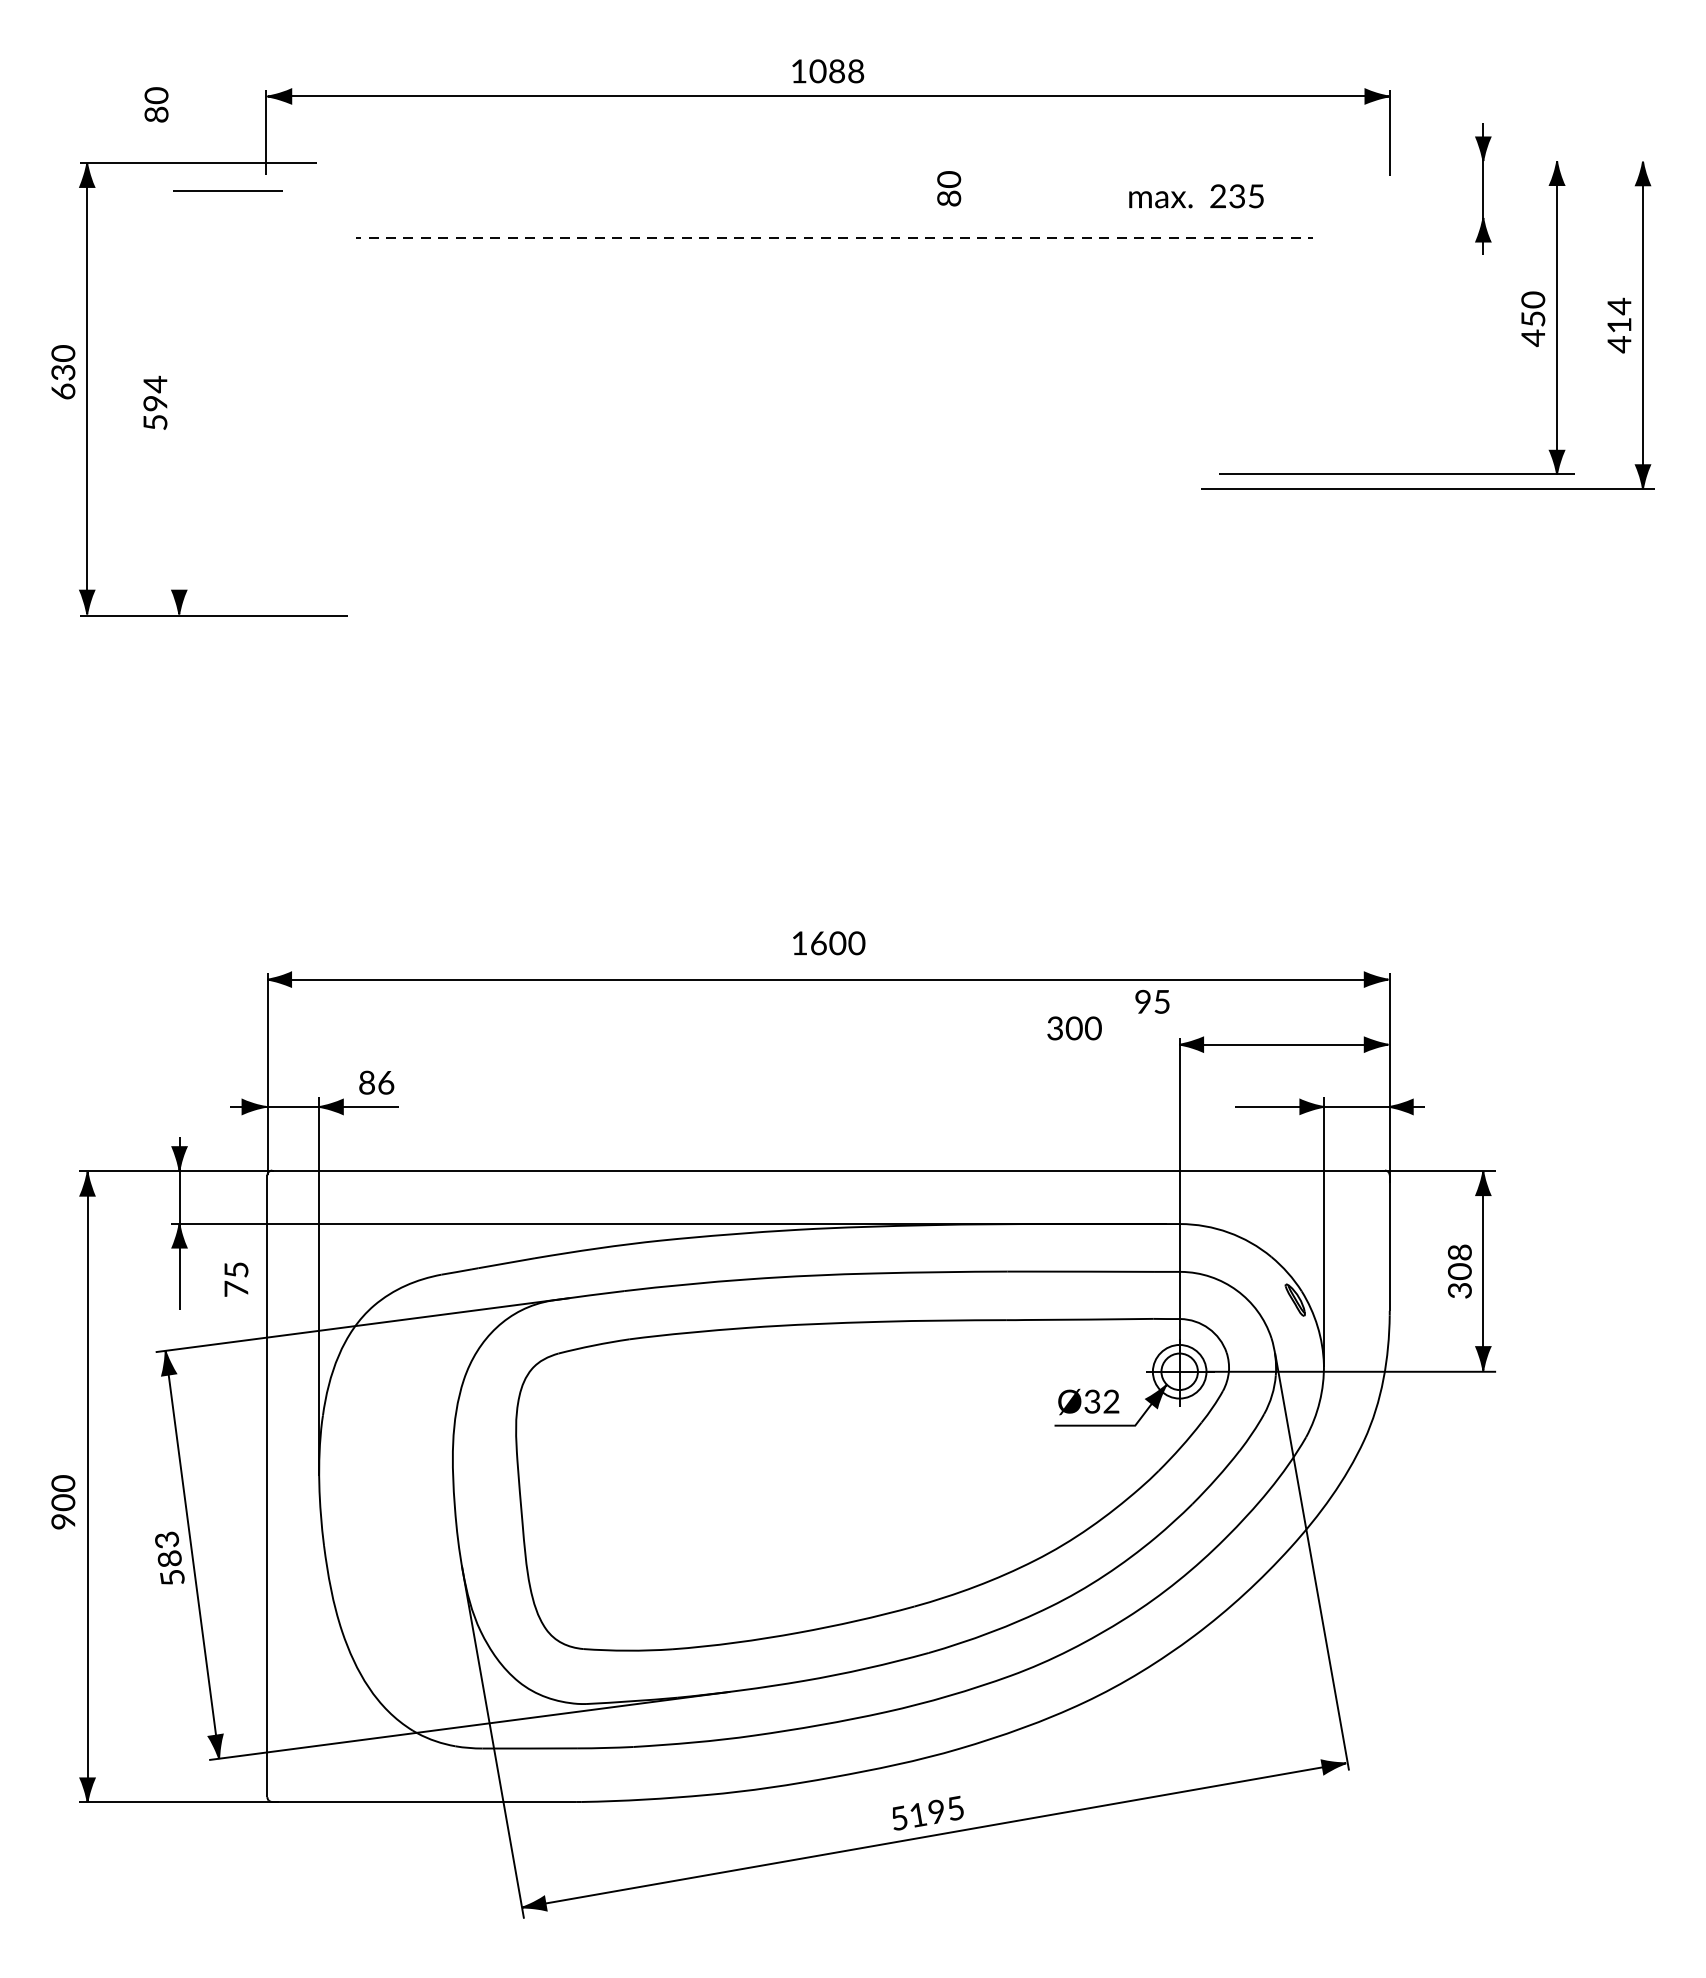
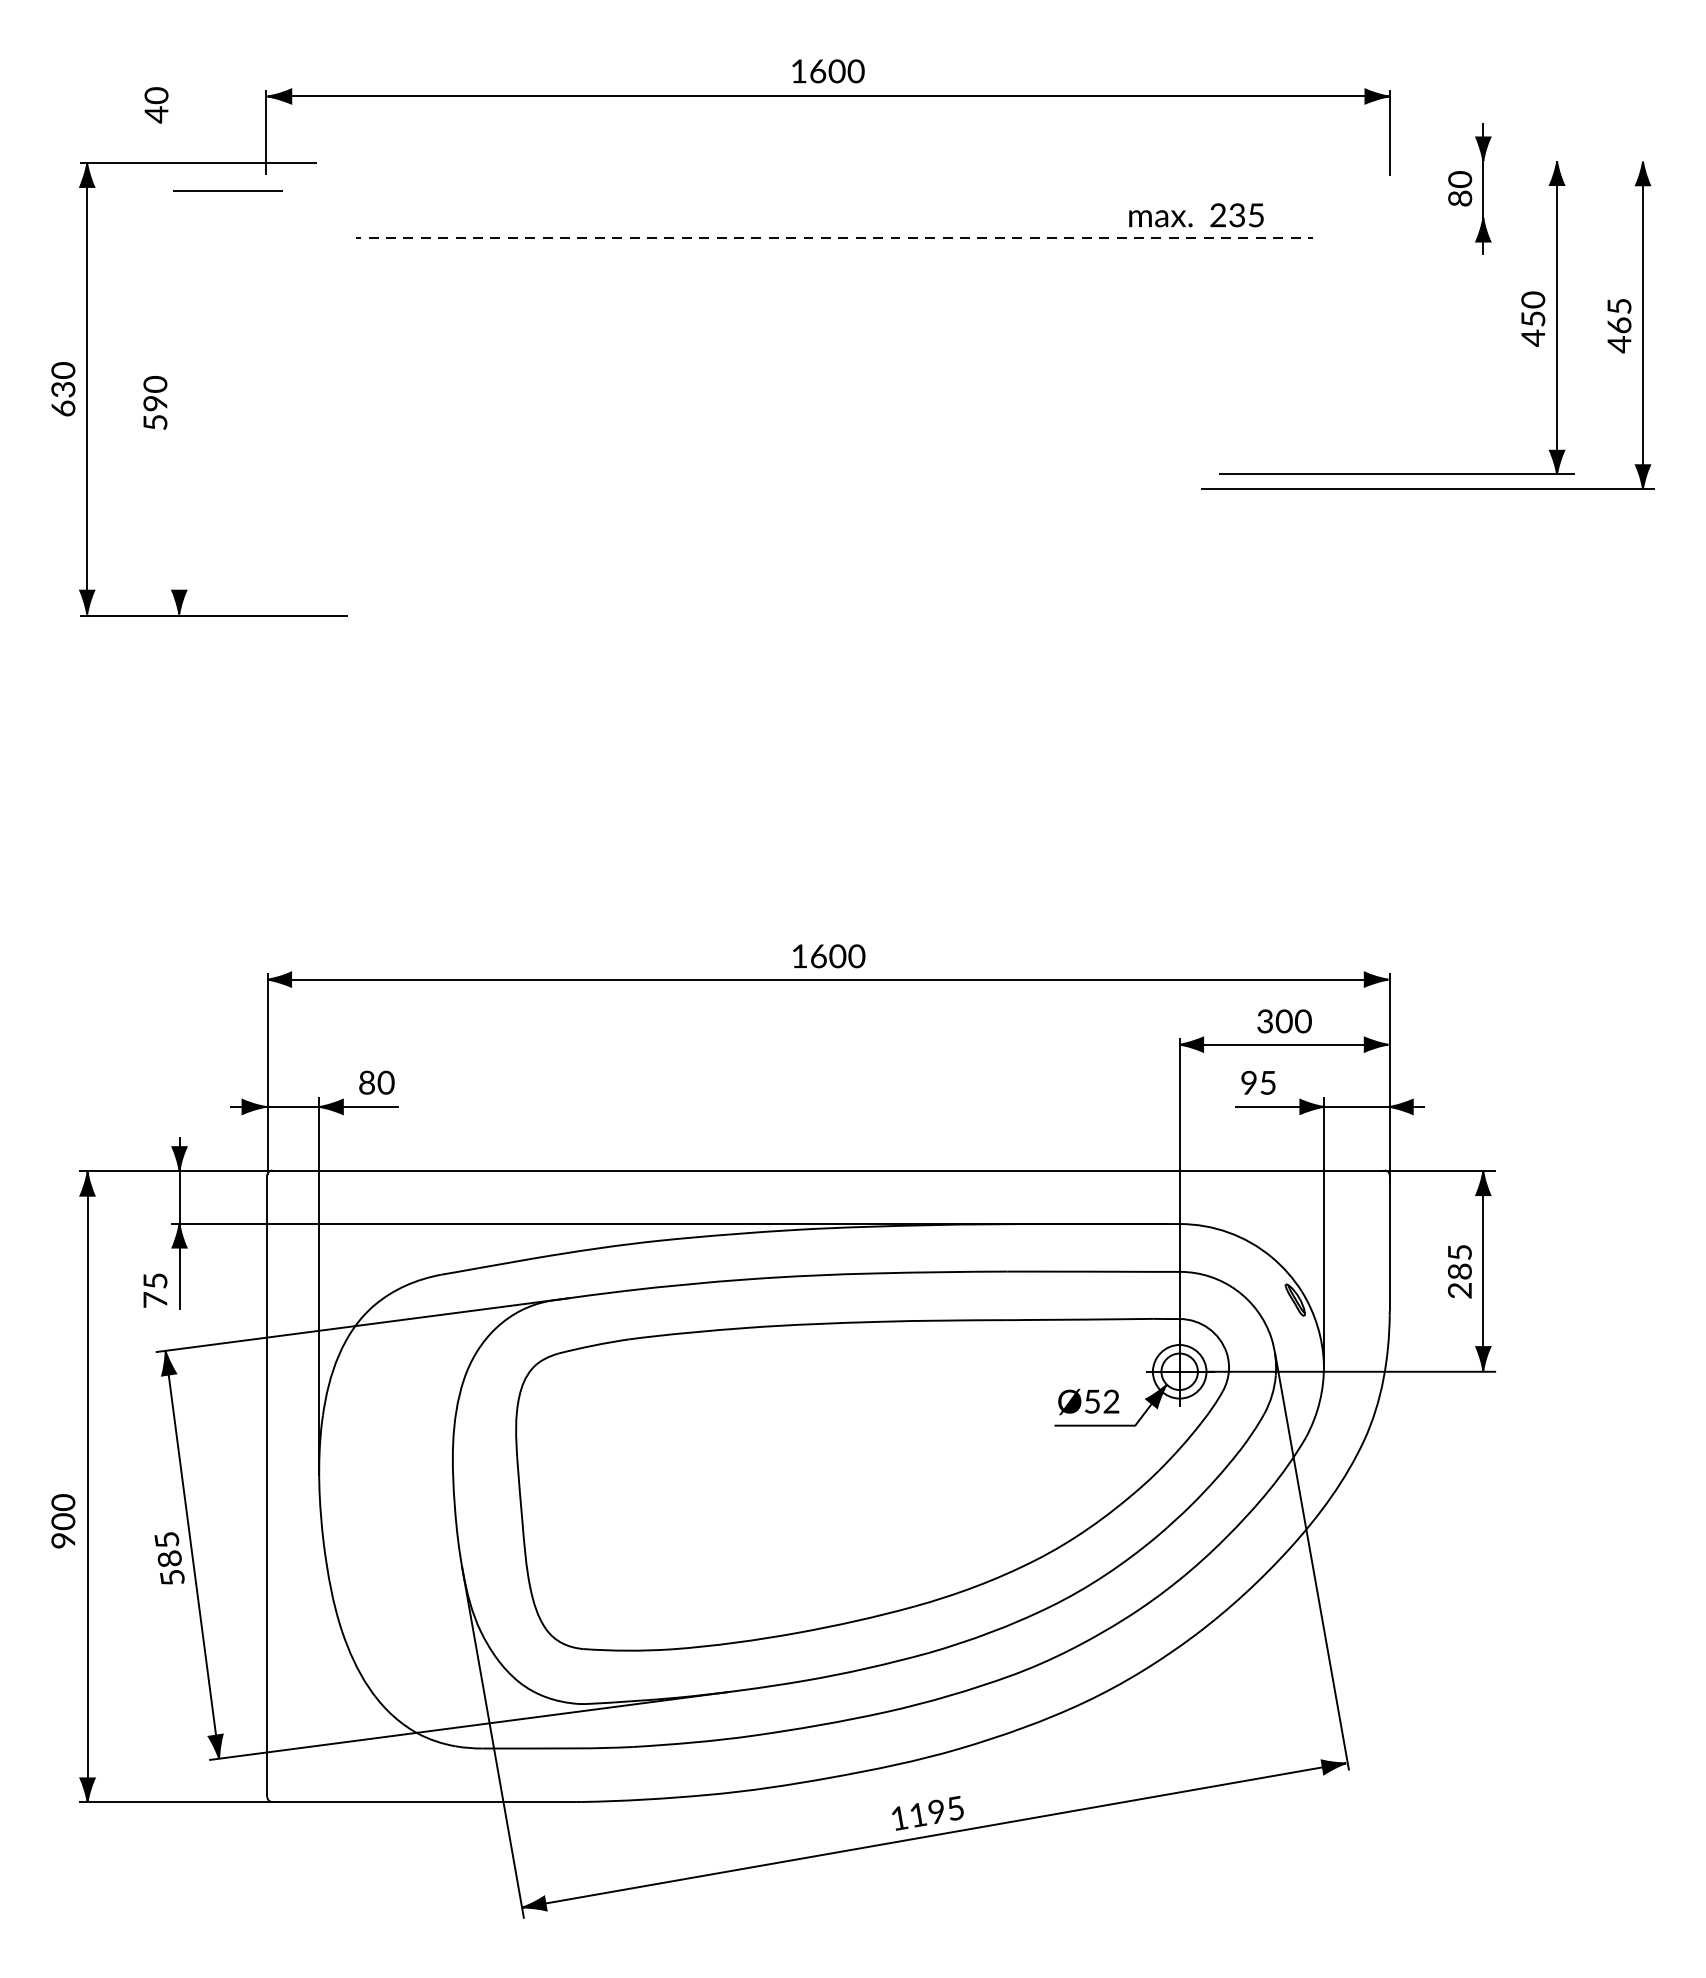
text: 1088 -> 1600 (836, 71)
text: 80 -> 40 (156, 114)
text position: (949, 188) -> (1460, 188) (1460, 188)
text position: (1196, 196) -> (1196, 215) (1196, 215)
text: 414 -> 465 (1619, 315)
text position: (63, 372) -> (63, 389) (63, 389)
text: 594 -> 590 (155, 384)
text position: (829, 943) -> (829, 956) (829, 956)
text position: (1152, 1001) -> (1258, 1082) (1258, 1082)
text position: (1074, 1028) -> (1284, 1021) (1284, 1021)
text: 86 -> 80 (385, 1082)
text: 308 -> 285 (1459, 1271)
text position: (236, 1279) -> (155, 1290) (155, 1290)
text: Ø32 -> Ø52 (1092, 1401)
text position: (63, 1502) -> (63, 1521) (63, 1521)
text: 583 -> 585 (166, 1539)
text: 5195 -> 1195 (900, 1817)
